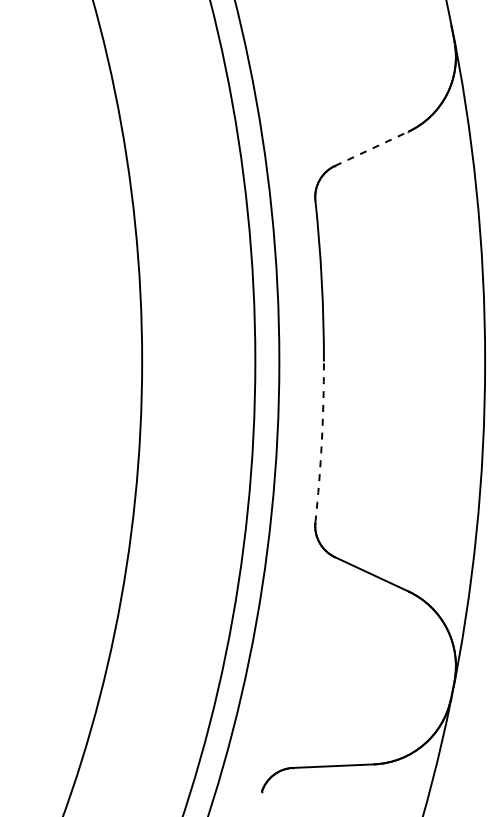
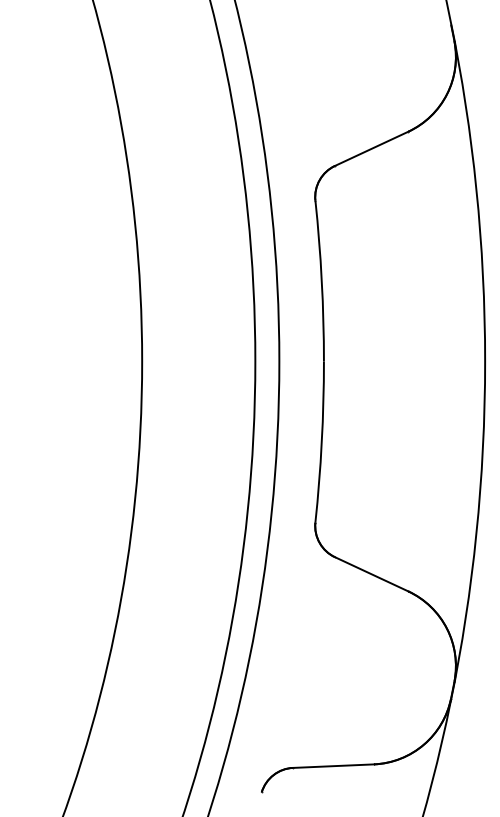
line: dashed -> solid (372, 148)
arc: dashed -> solid (321, 442)
